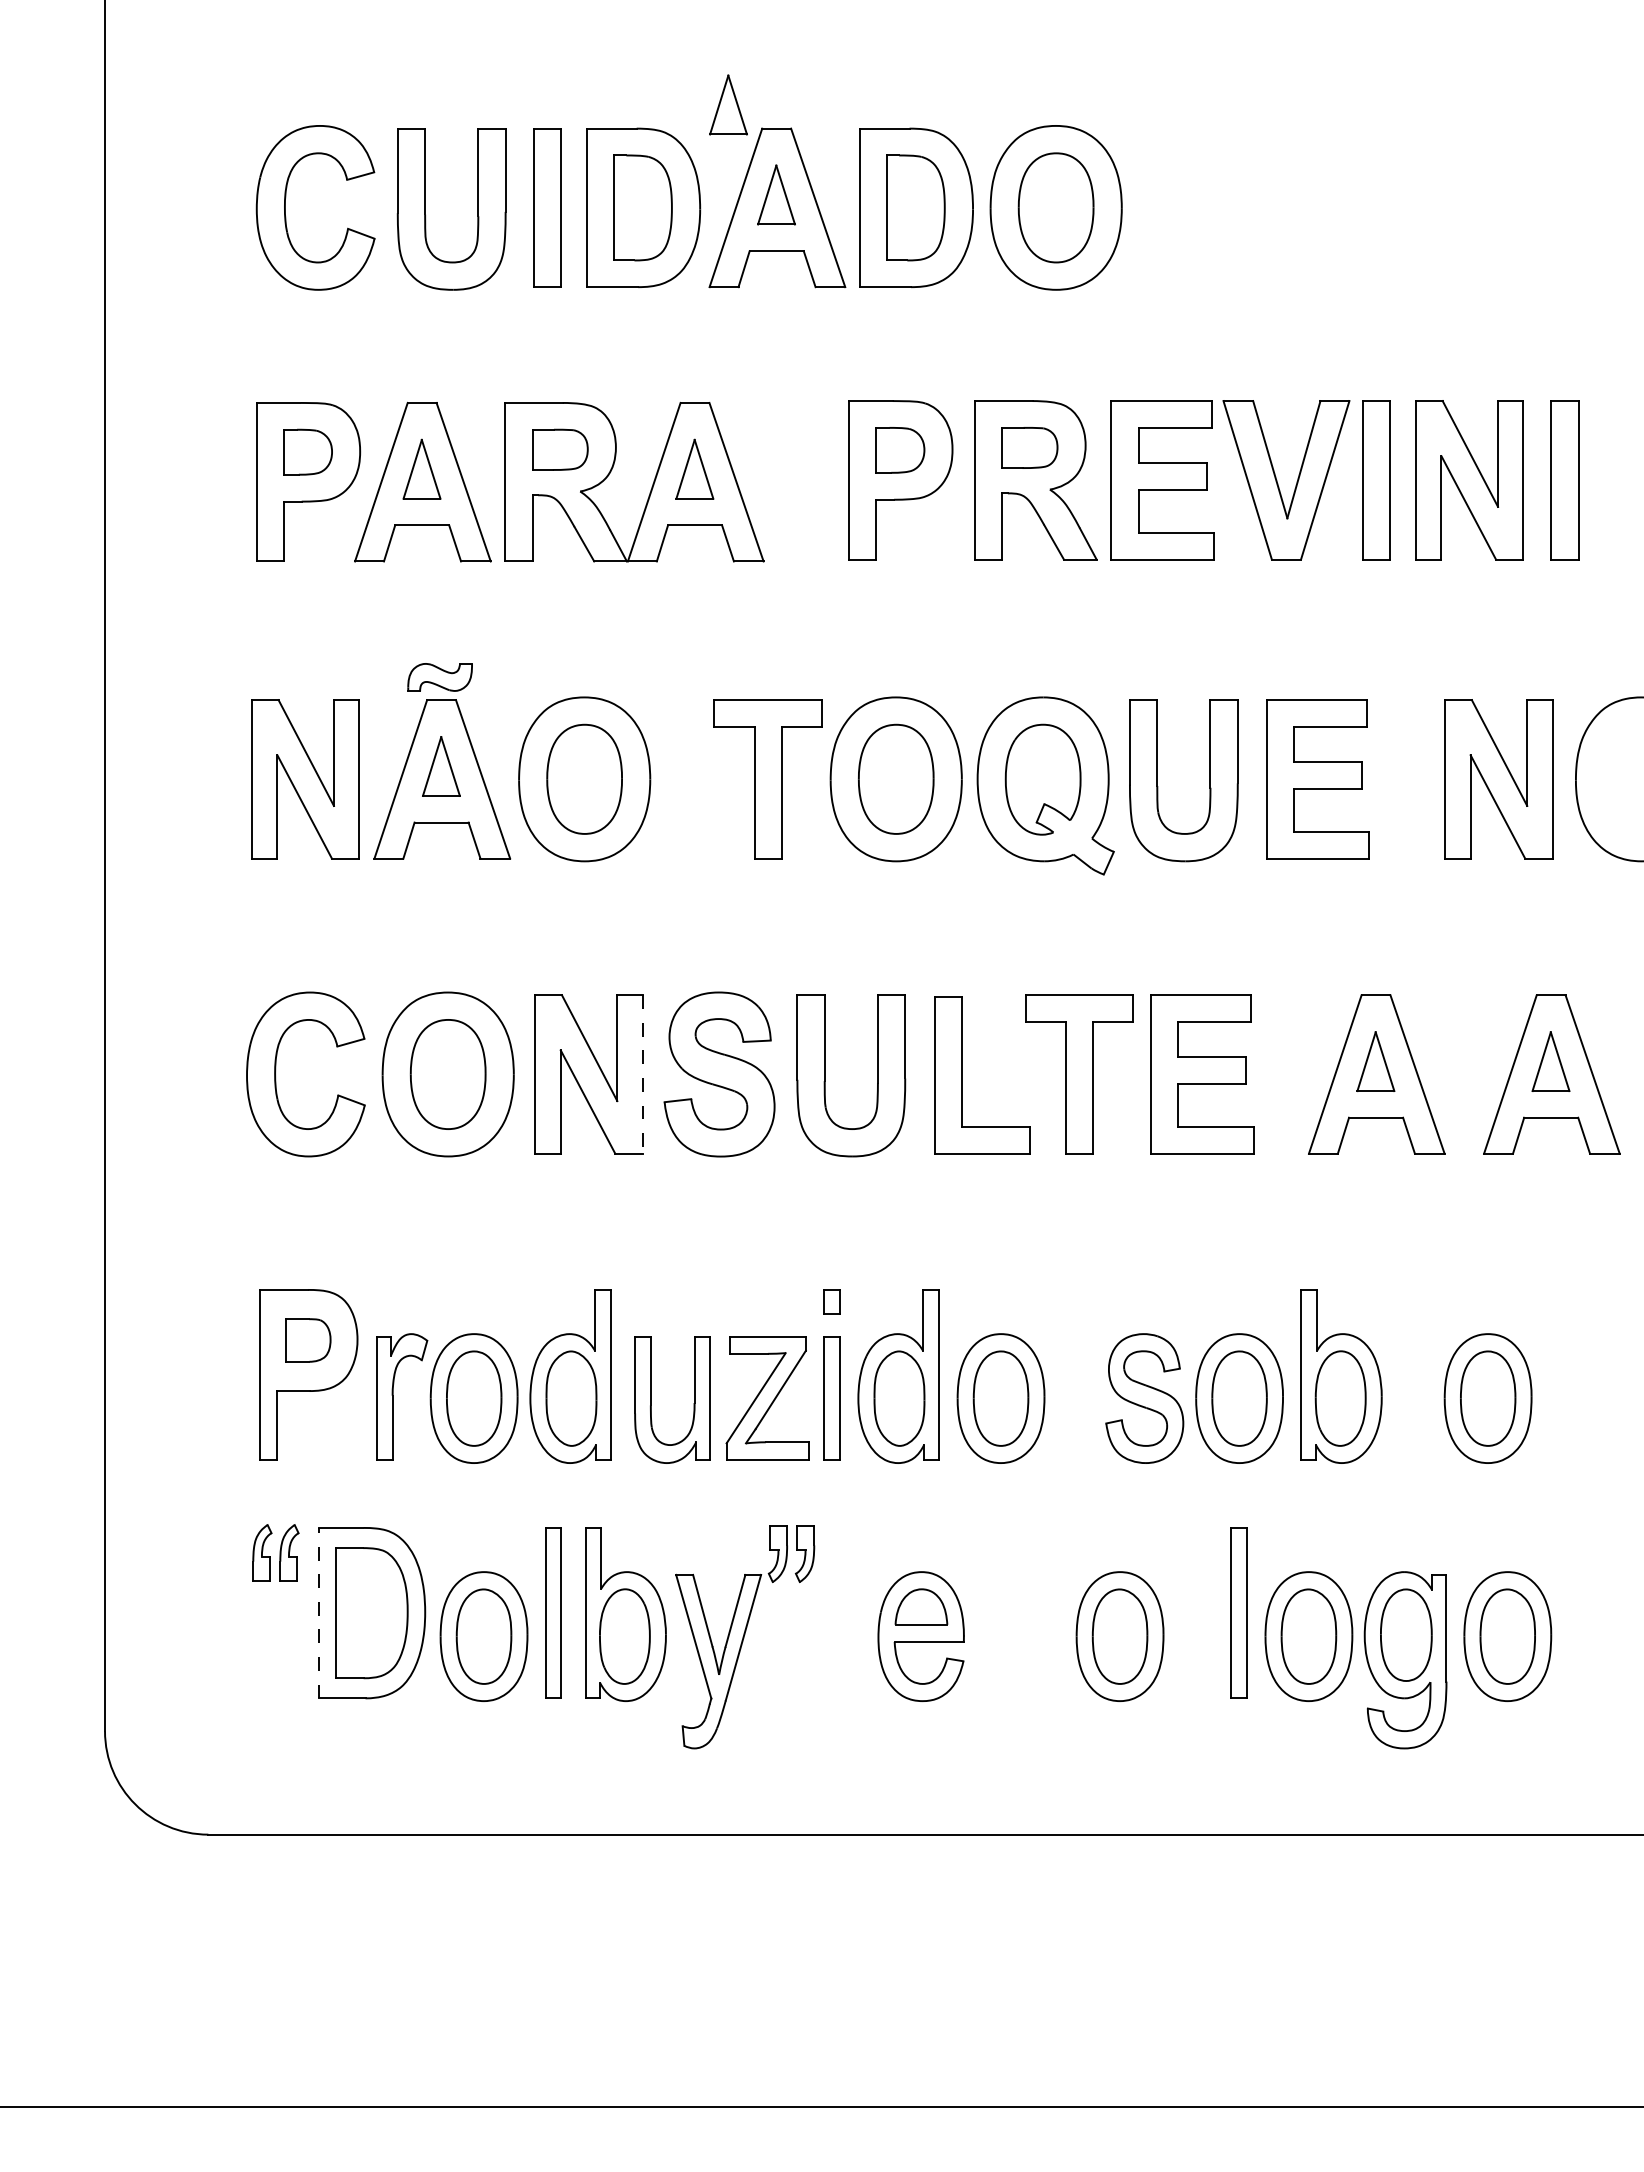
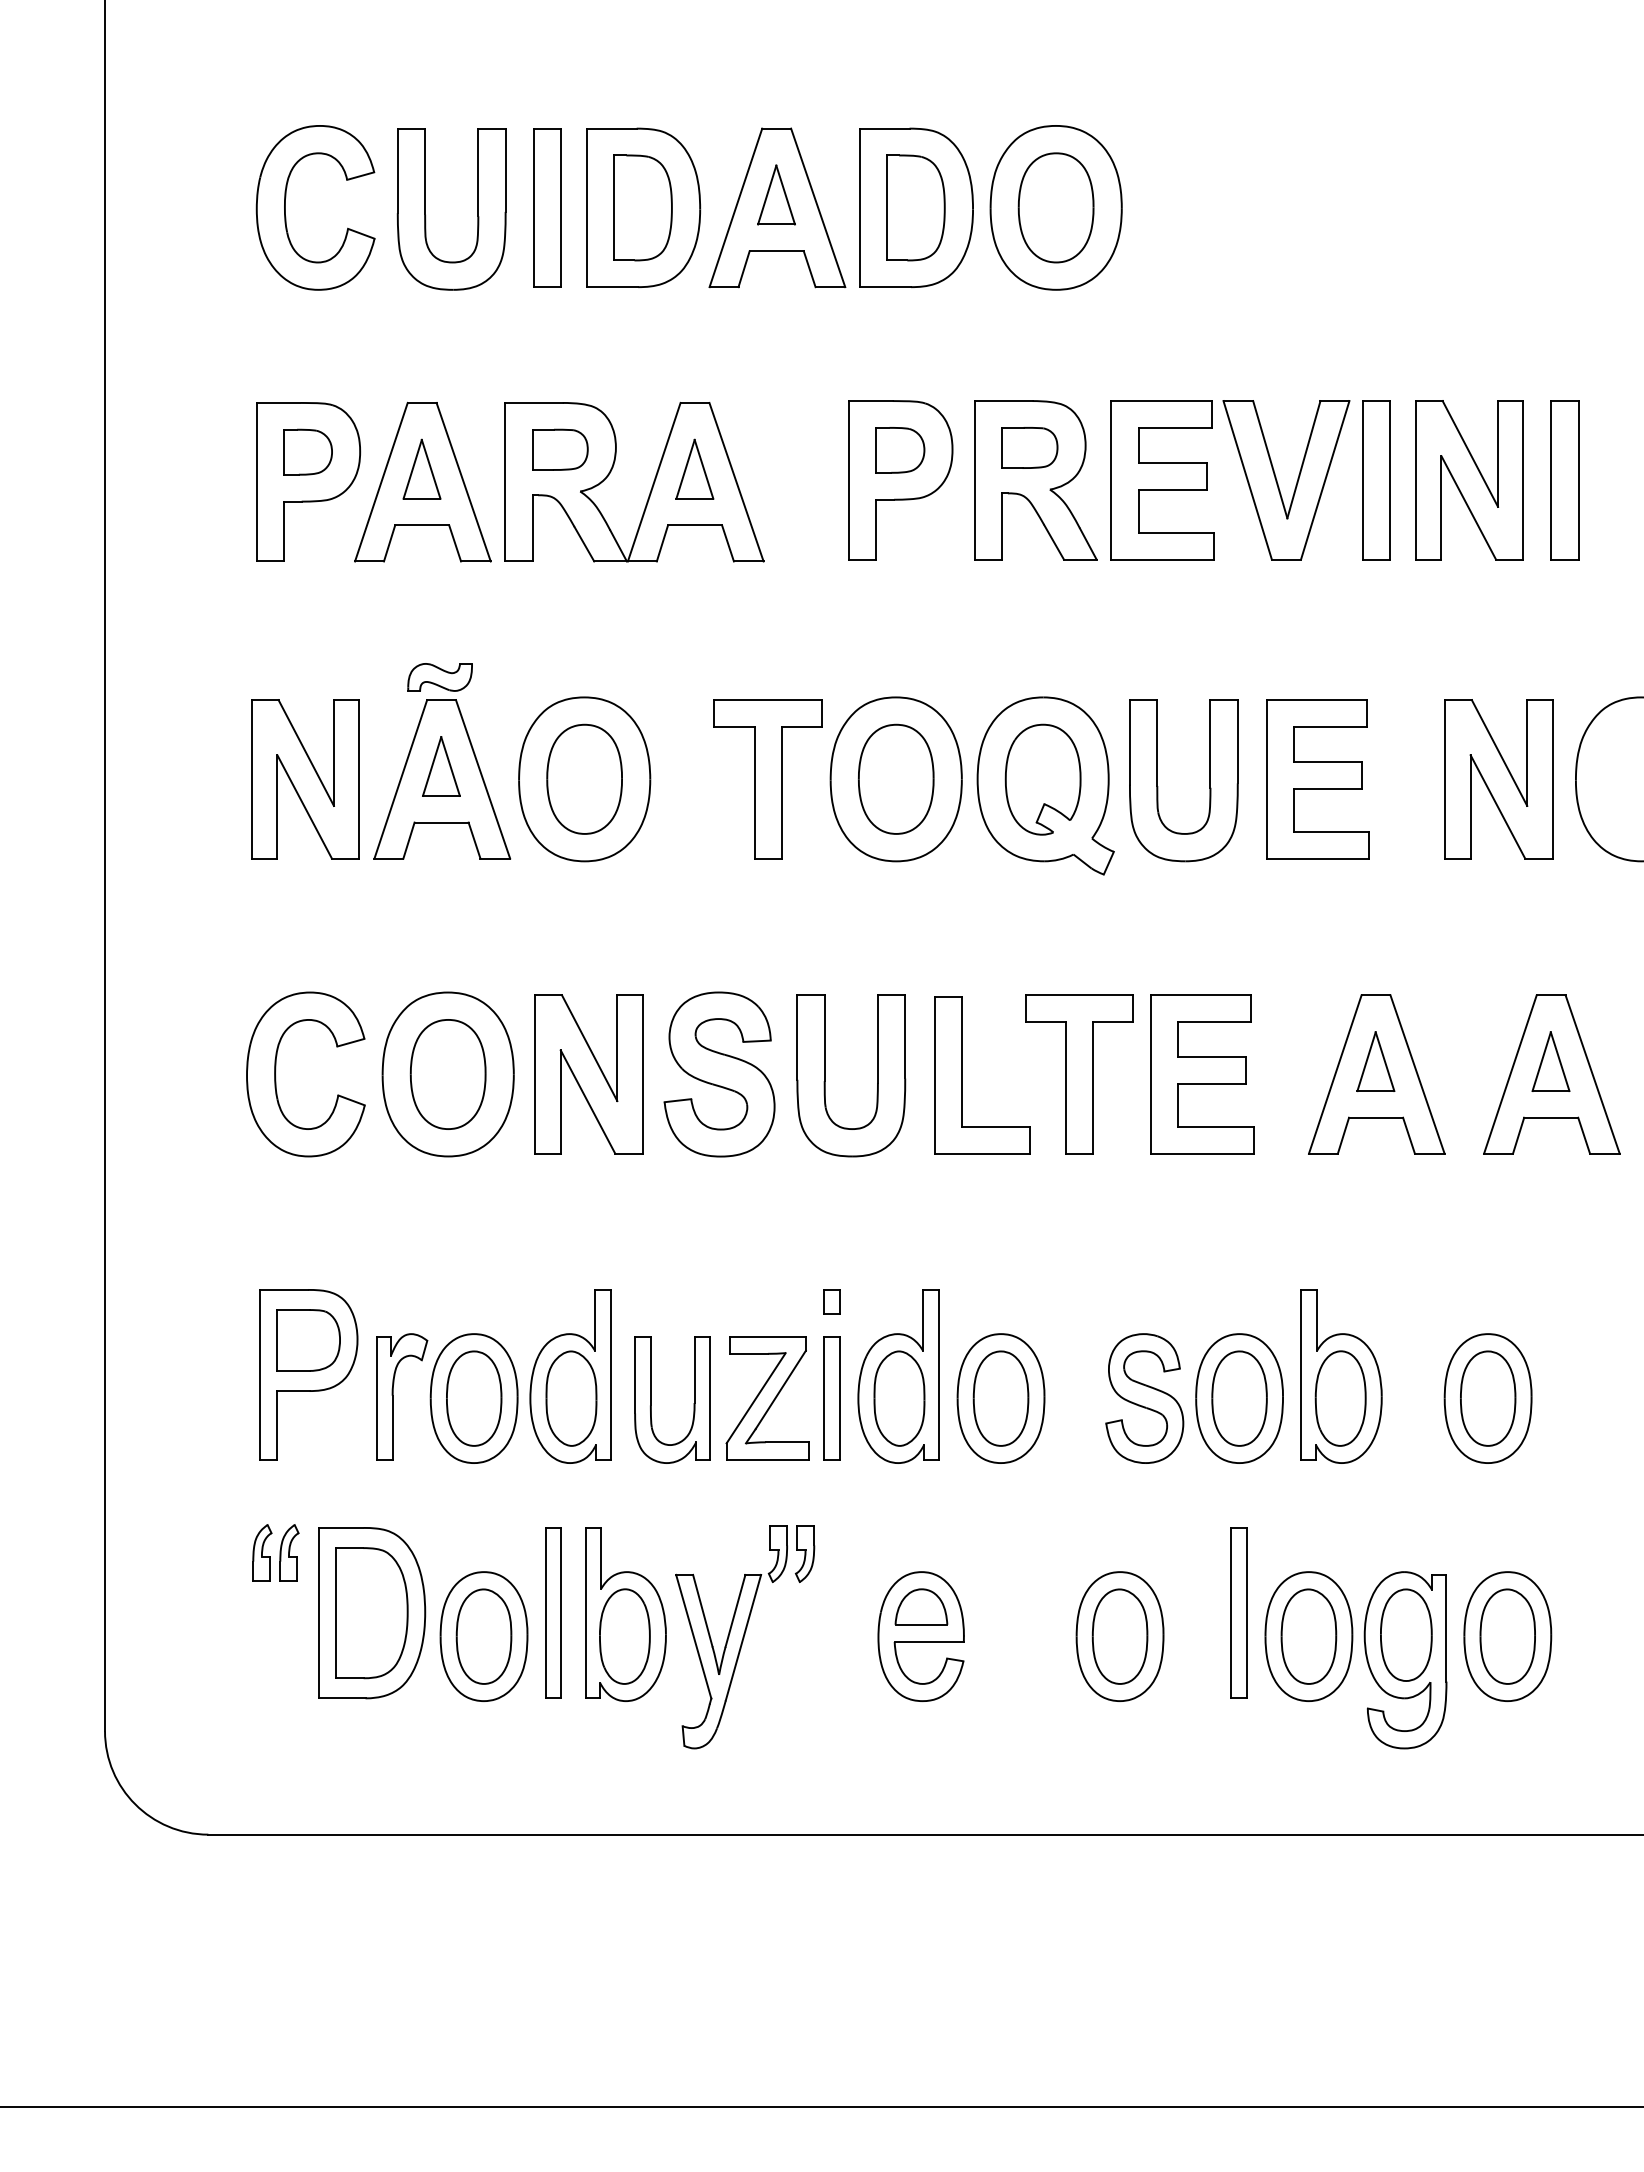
part: present -> none (728, 104)
line: dashed -> solid (642, 1075)
part size: 47x45 px -> 65x63 px (308, 1340)
line: dashed -> solid (319, 1612)
